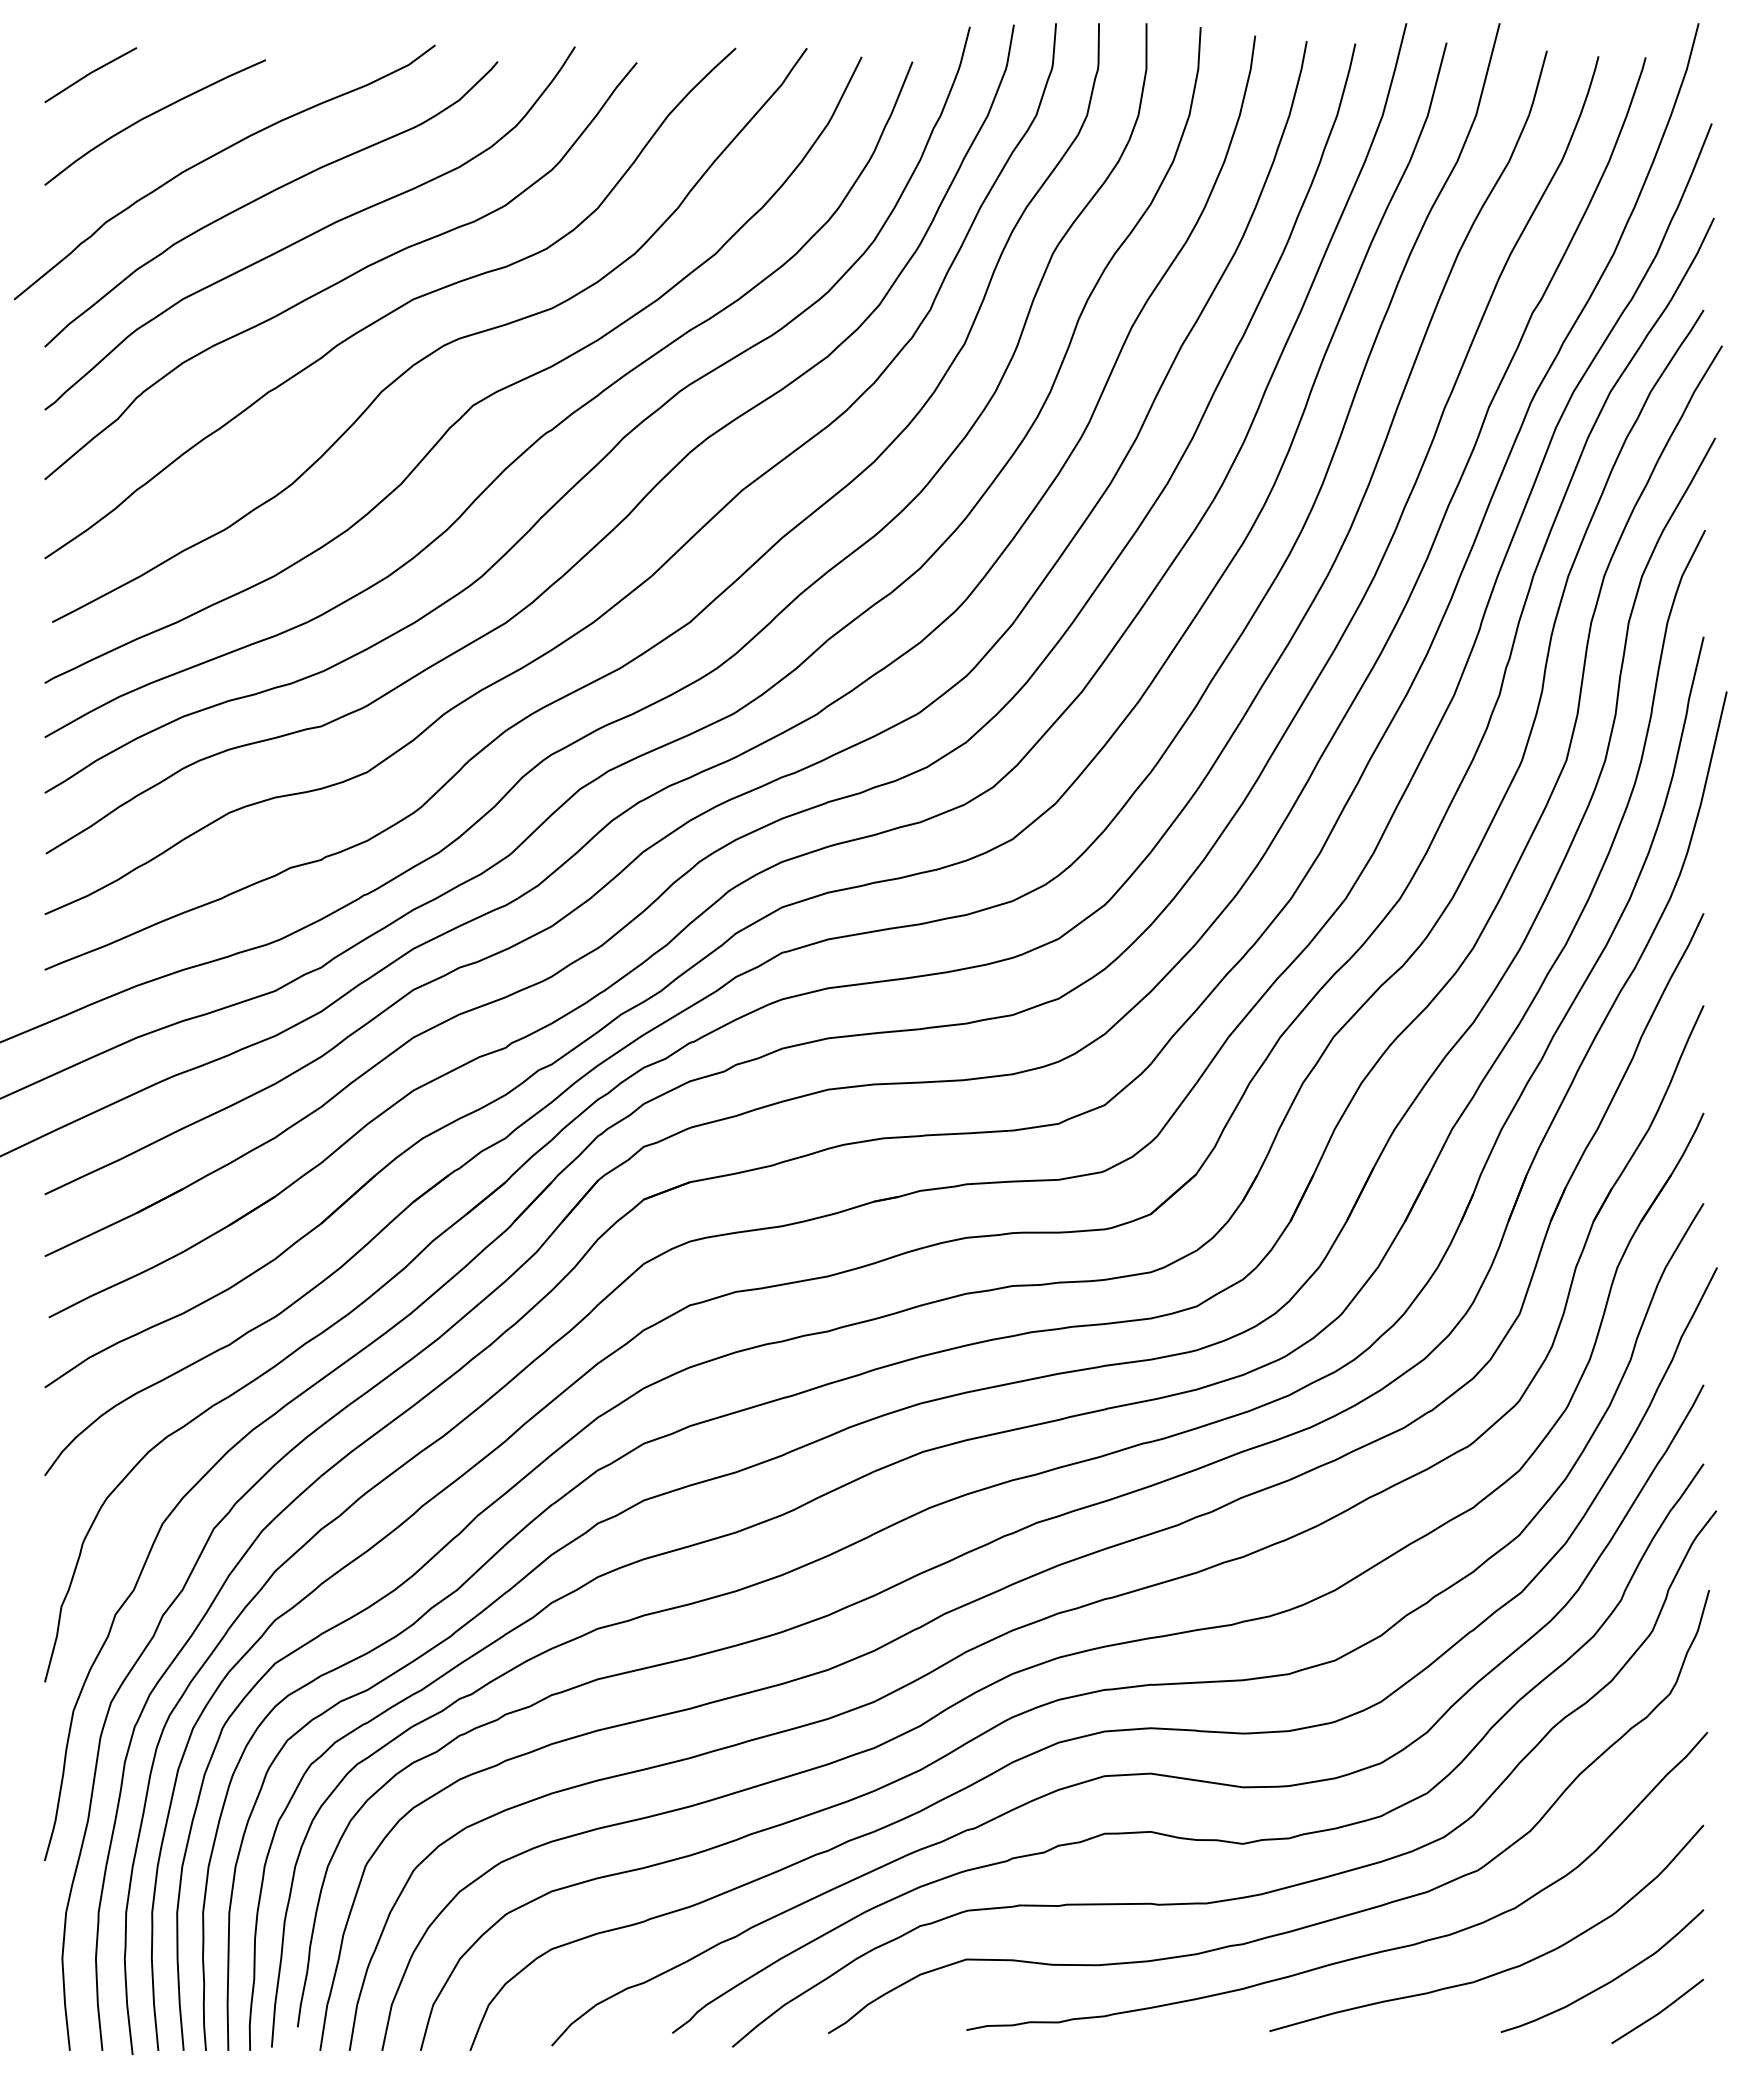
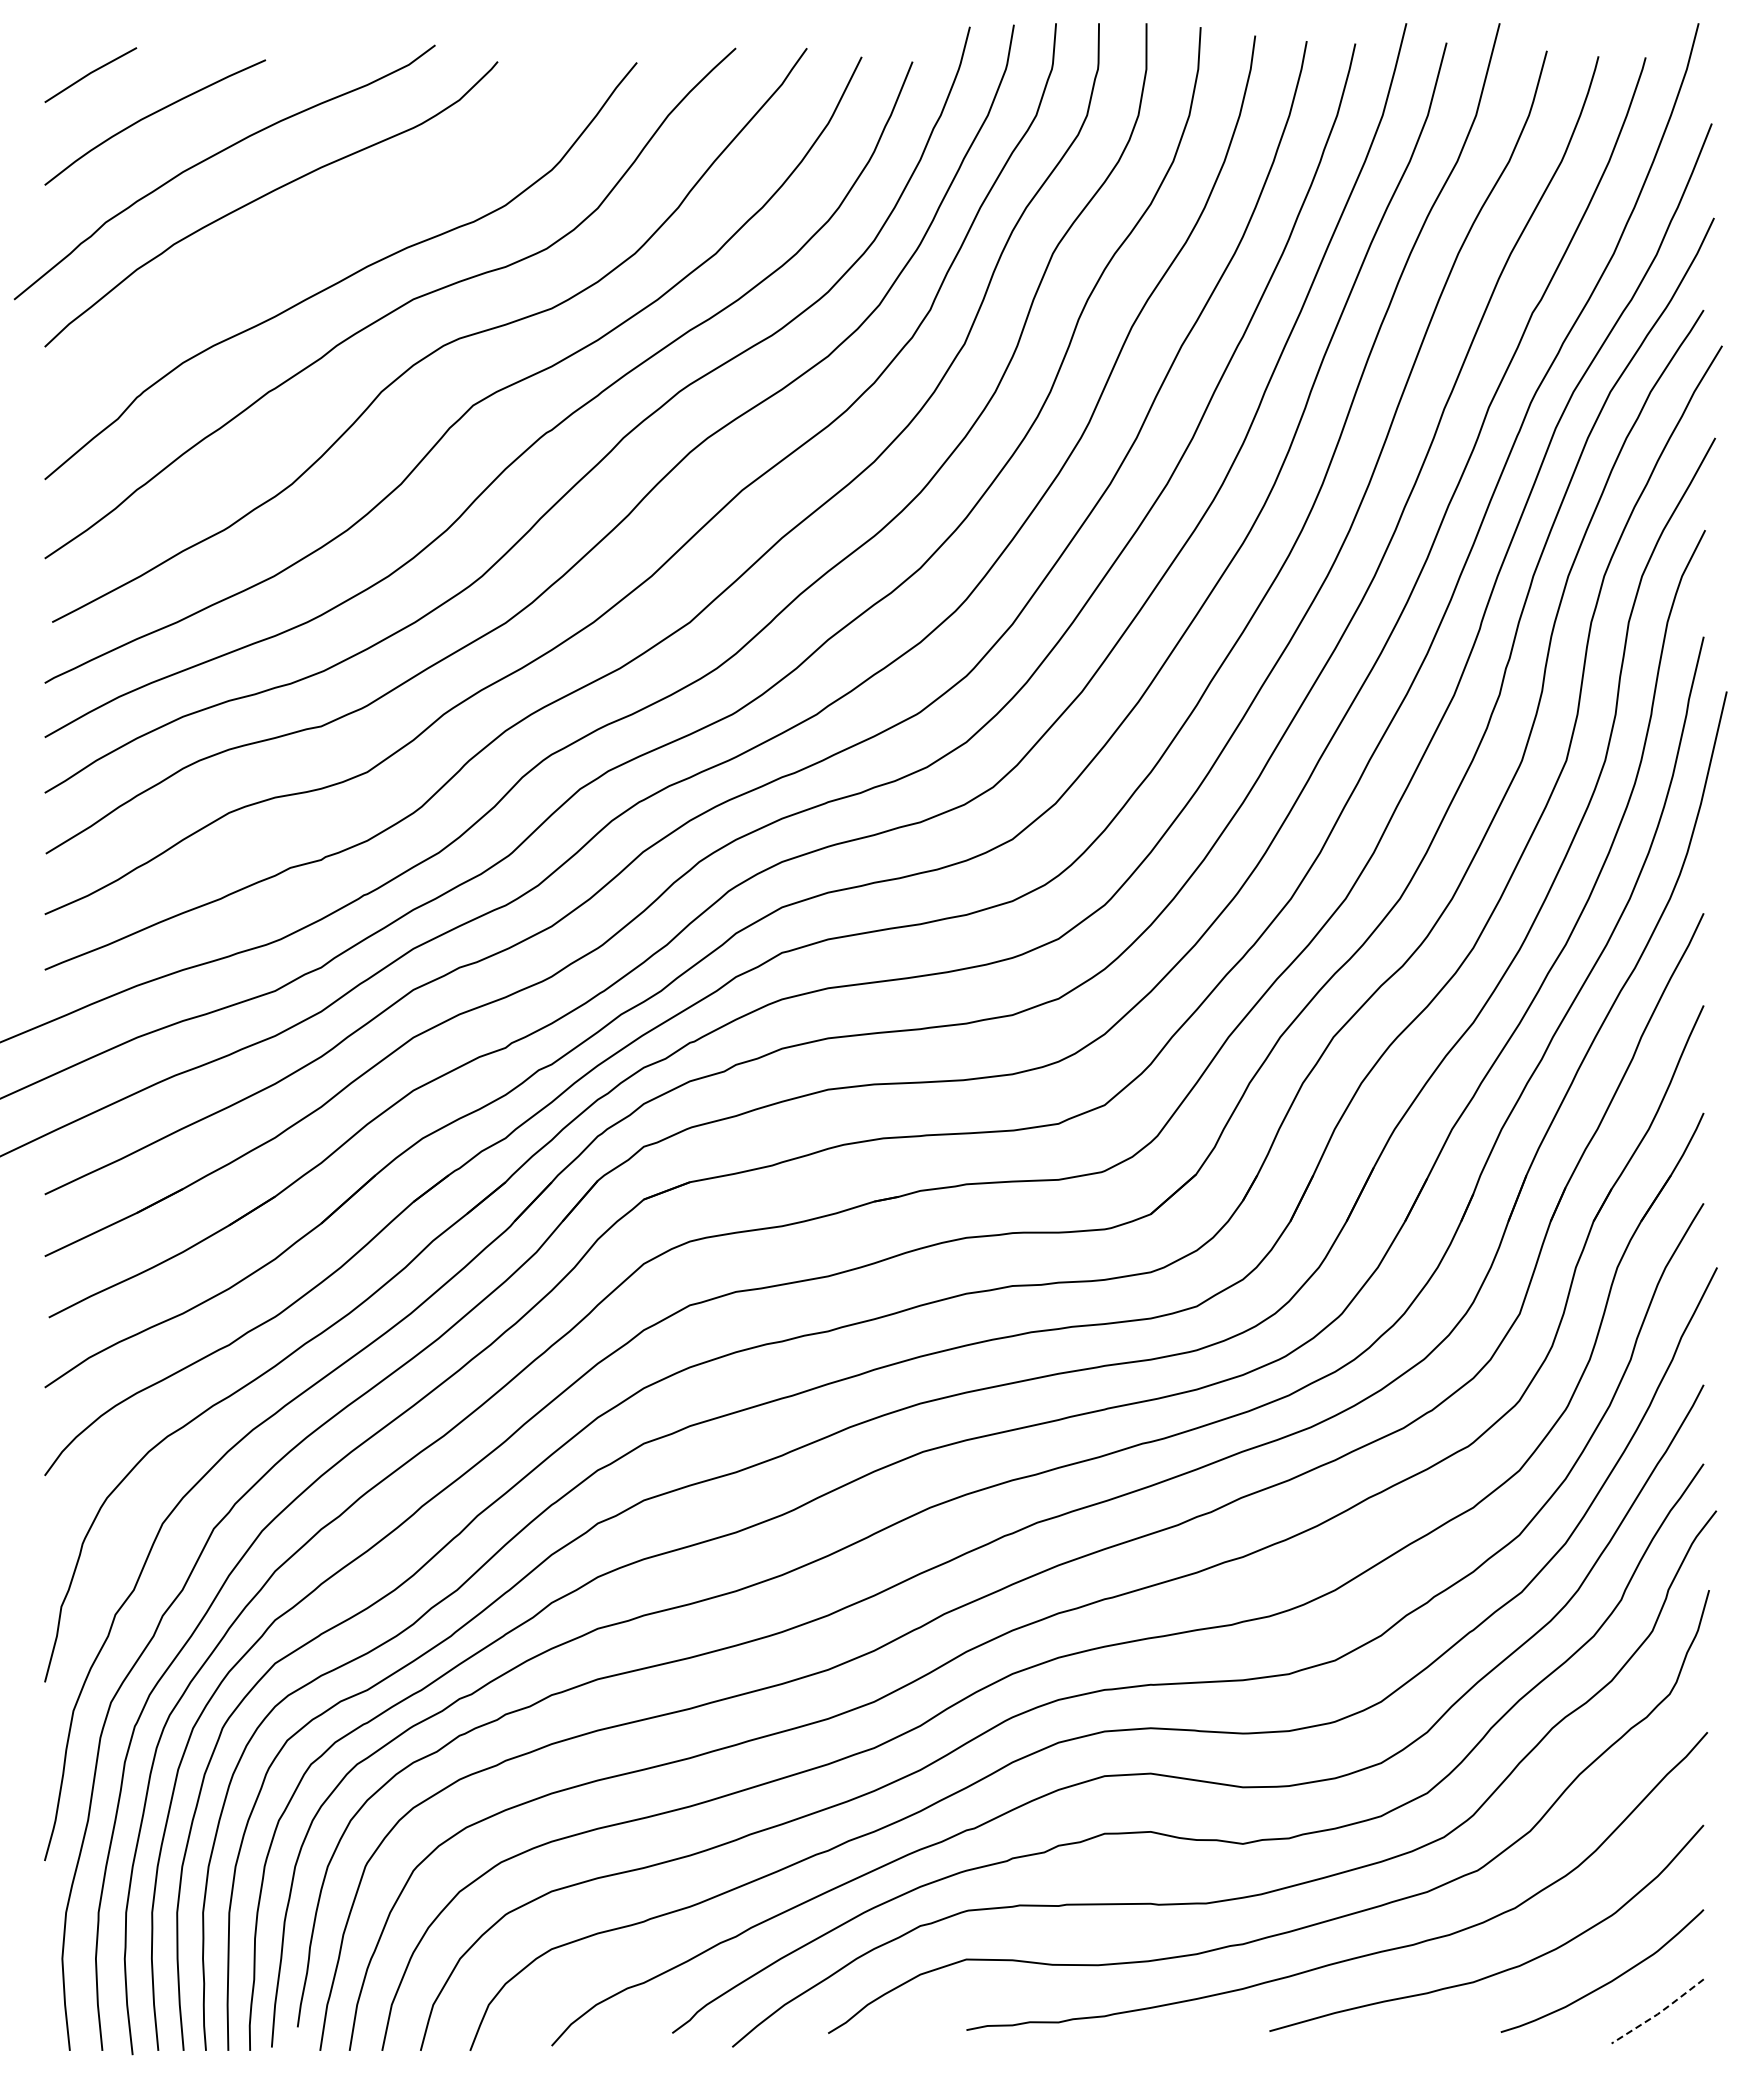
curve: present -> none (311, 233)
line: solid -> dashed (1658, 2013)
